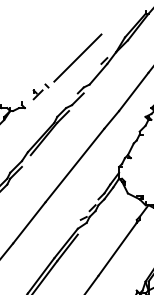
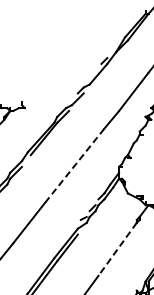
part: present -> none (67, 66)
line: solid -> dashed (74, 165)
line: solid -> dashed (117, 249)
